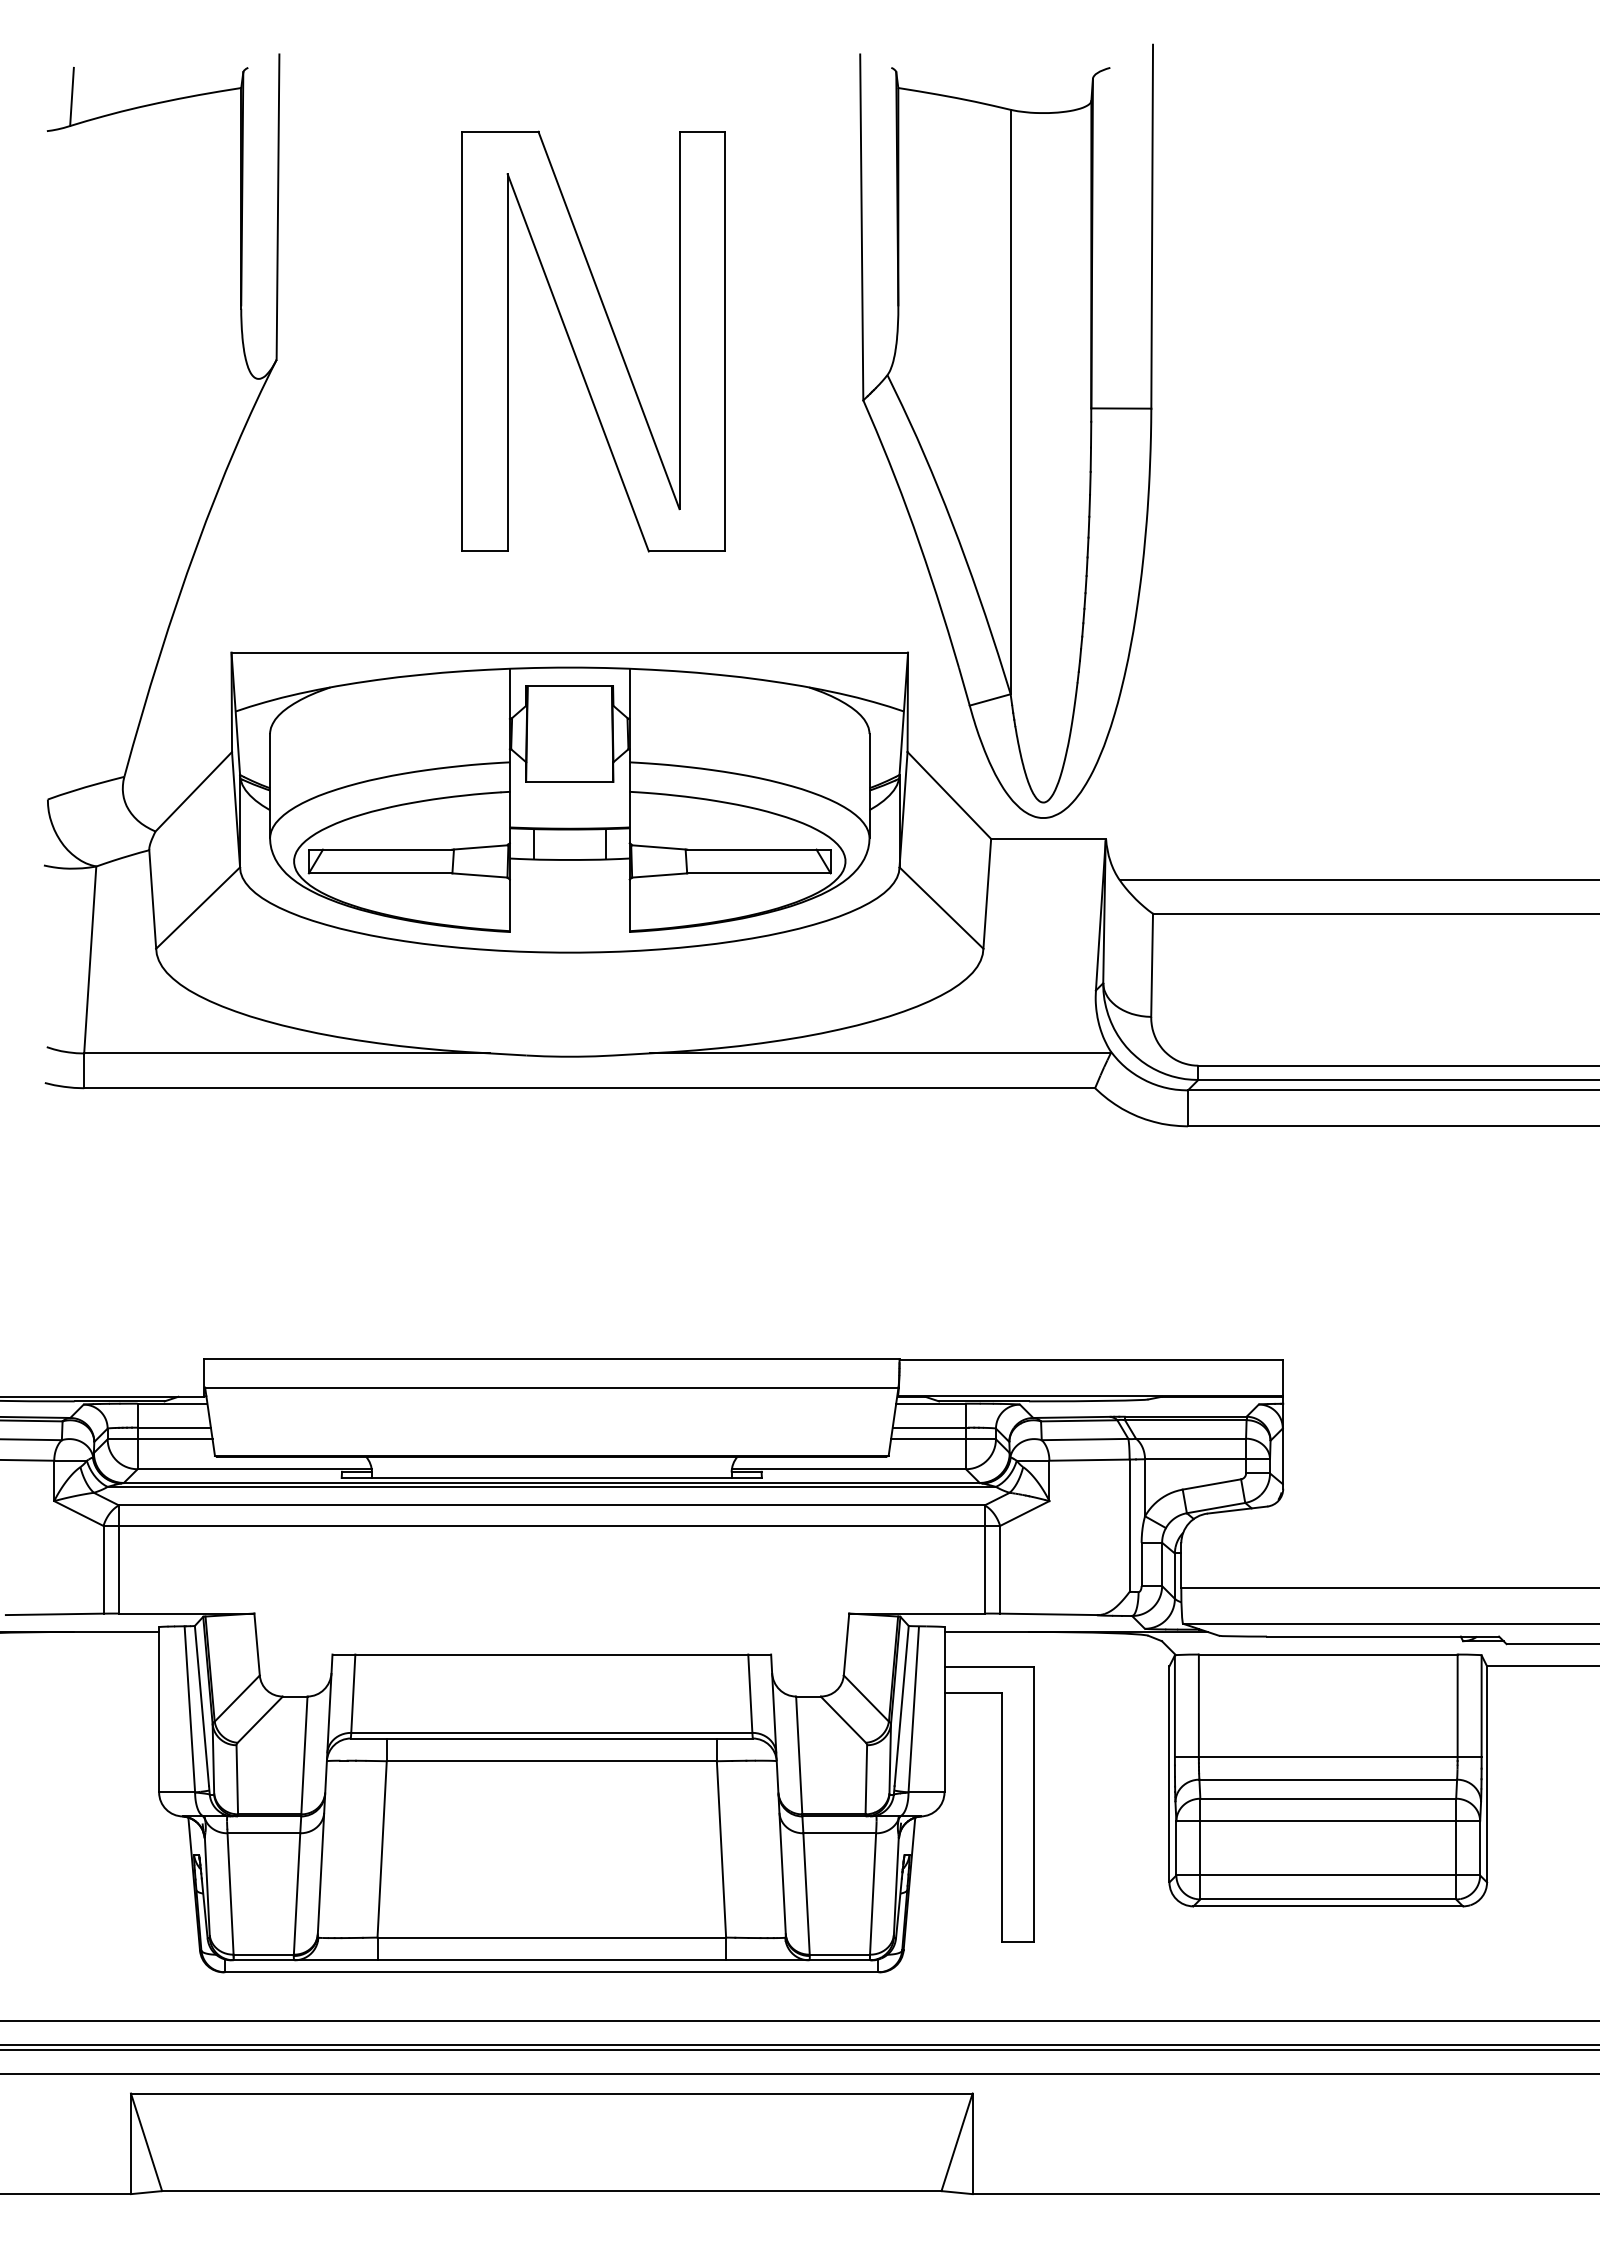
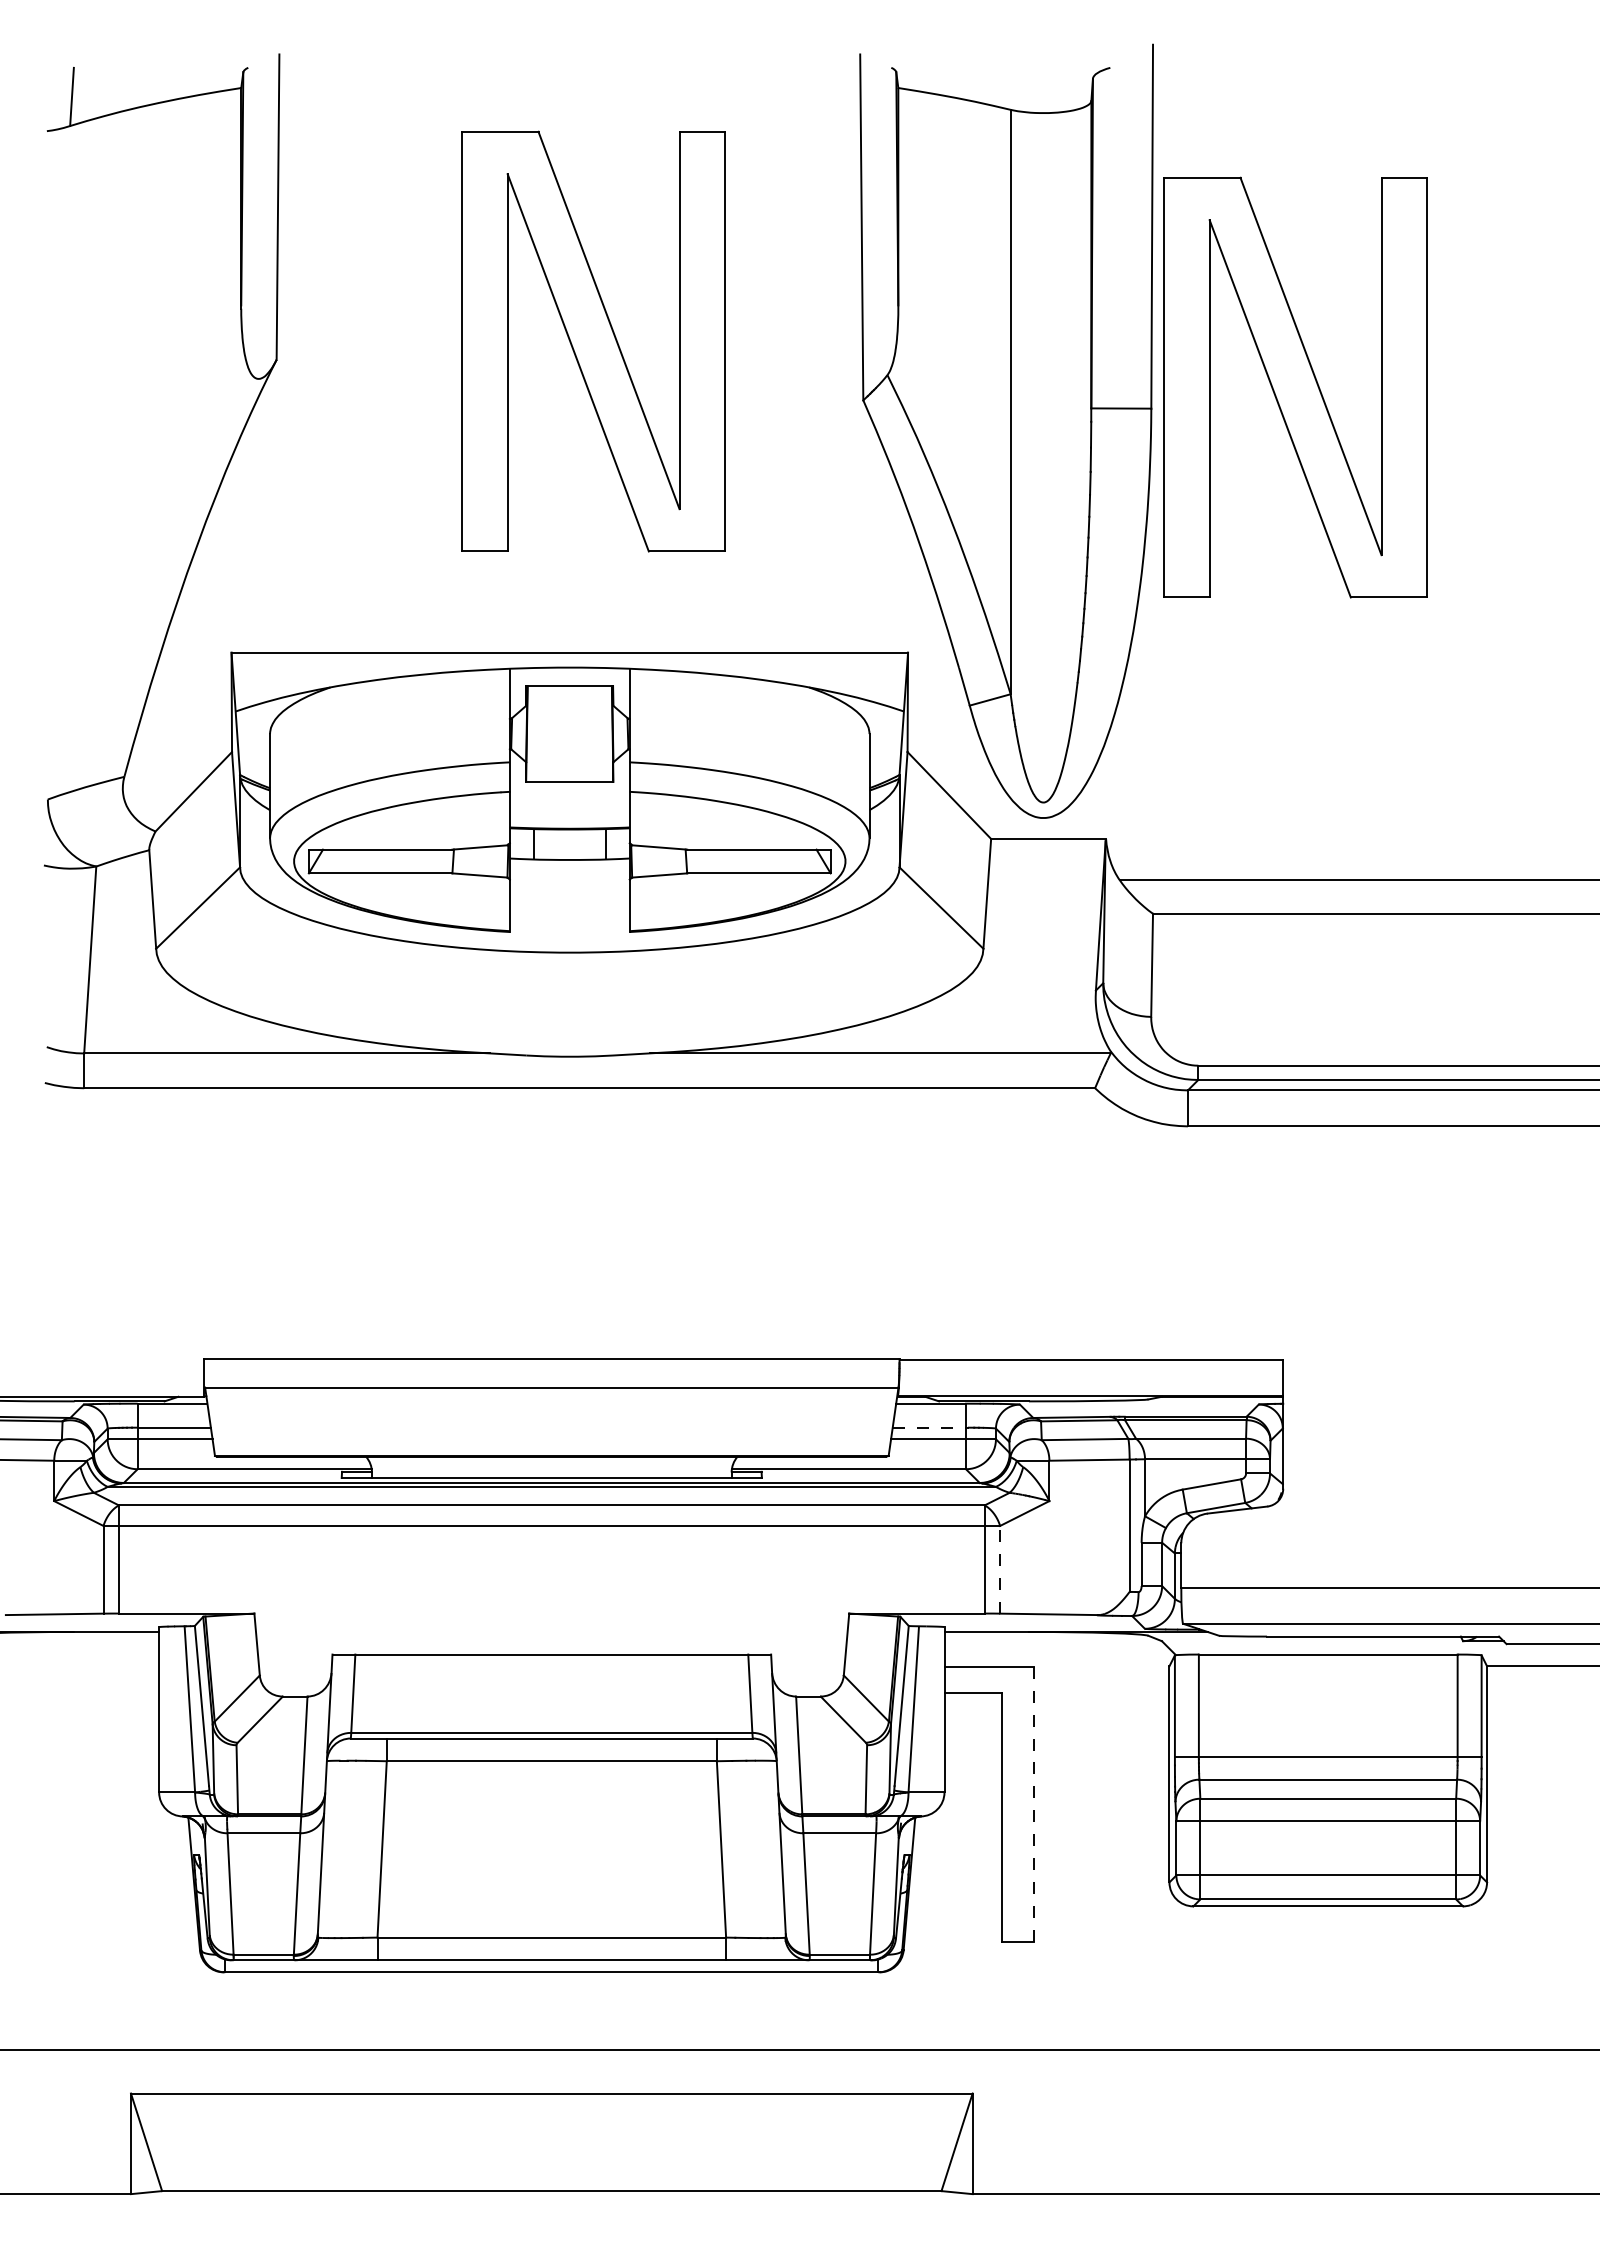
part: none -> present (1295, 387)
line: solid -> dashed (931, 1427)
line: solid -> dashed (1000, 1569)
line: solid -> dashed (1034, 1804)
line: present -> none (799, 2021)
line: present -> none (799, 2045)
line: present -> none (799, 2073)
